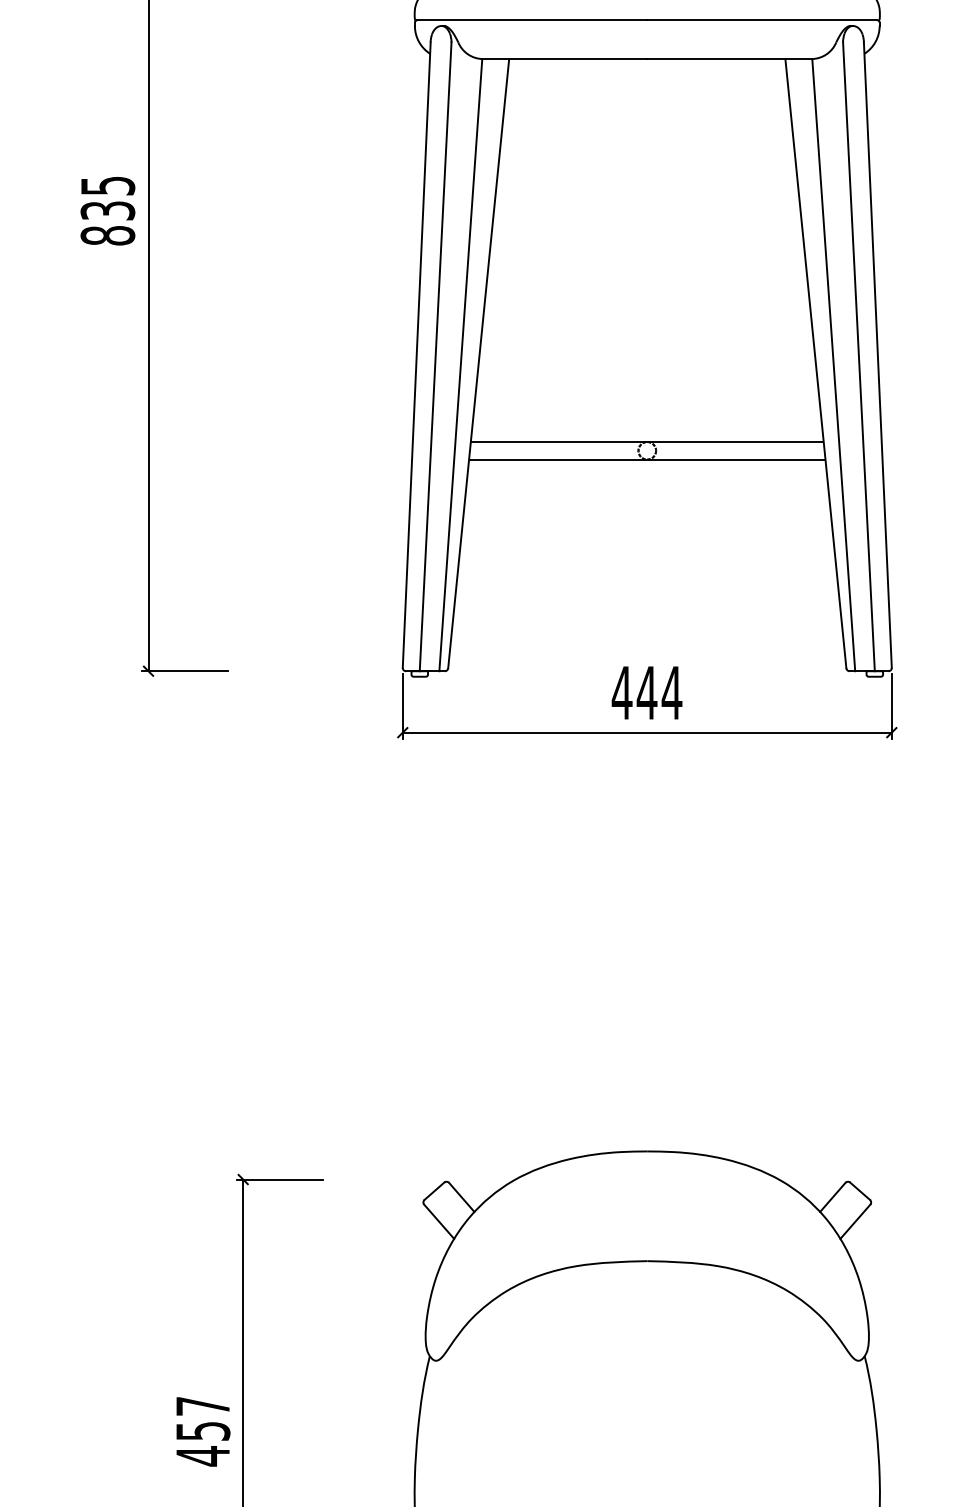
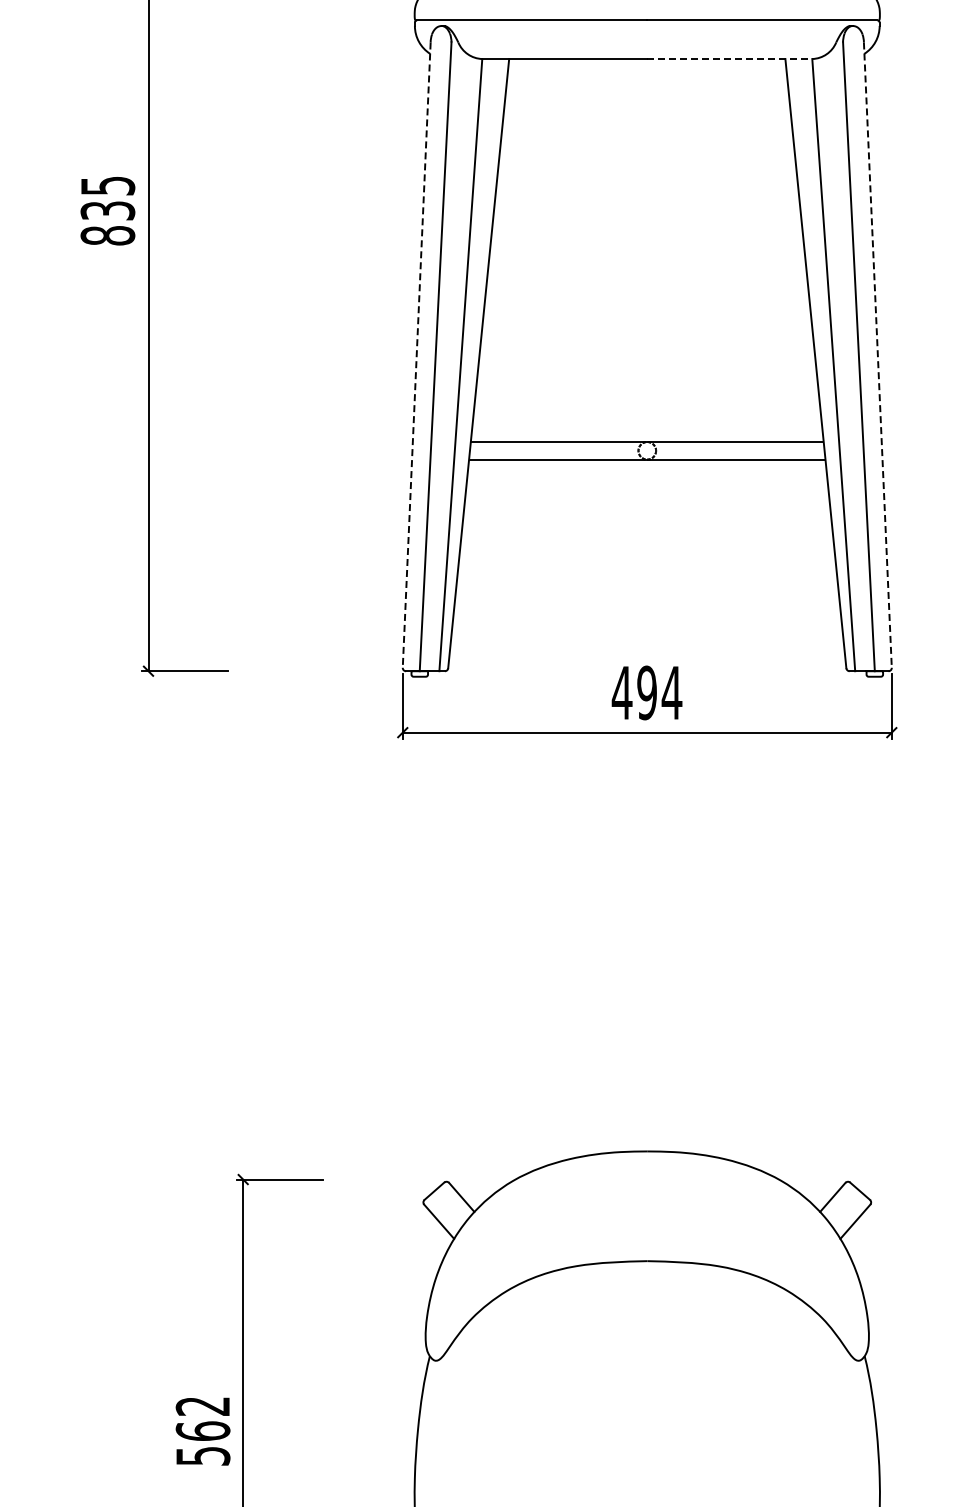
line: solid -> dashed (729, 59)
line: solid -> dashed (416, 355)
line: solid -> dashed (877, 355)
text: 444 -> 494 (646, 692)
text: 457 -> 562 (202, 1431)
